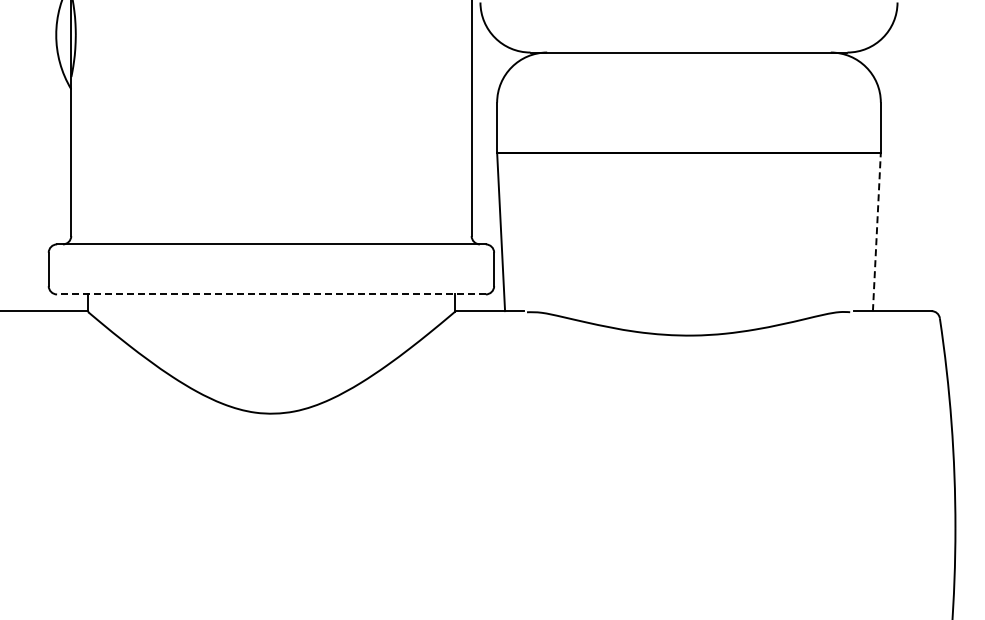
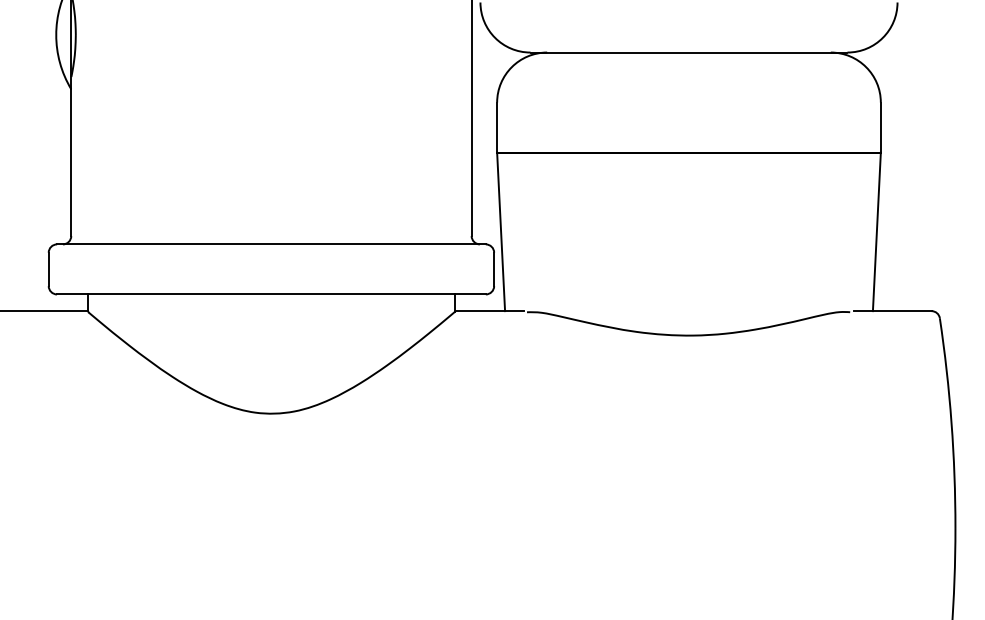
line: dashed -> solid (876, 231)
line: dashed -> solid (270, 294)
